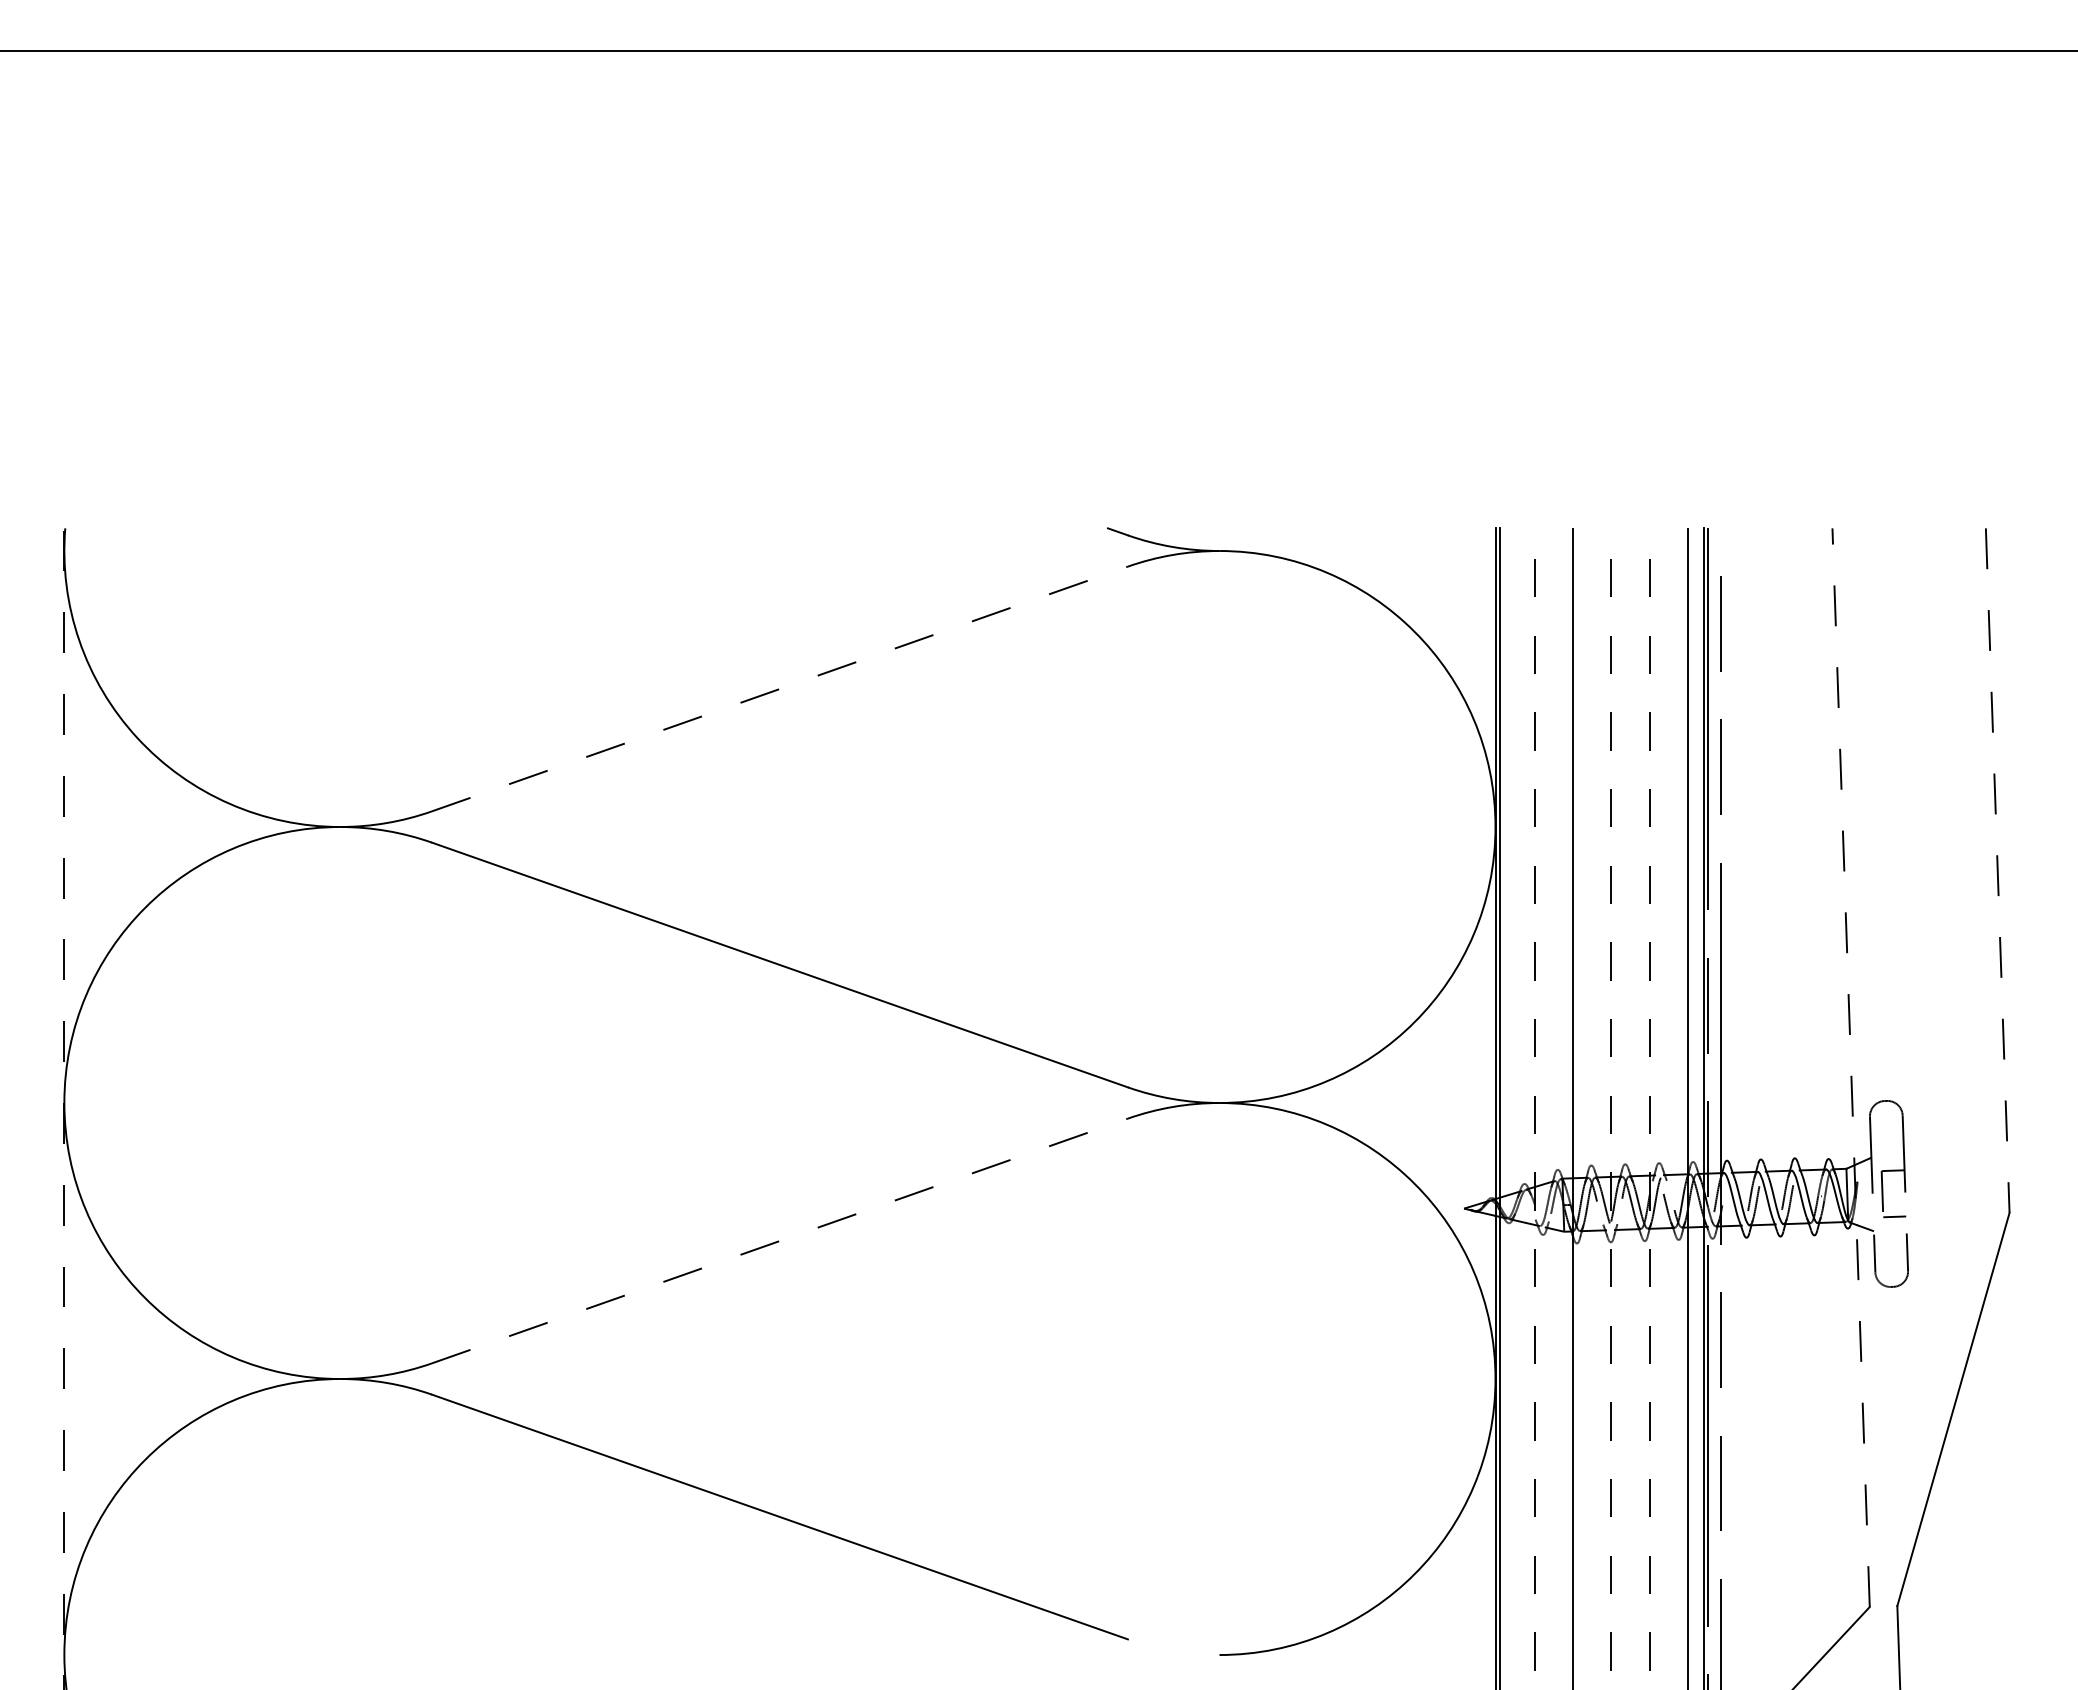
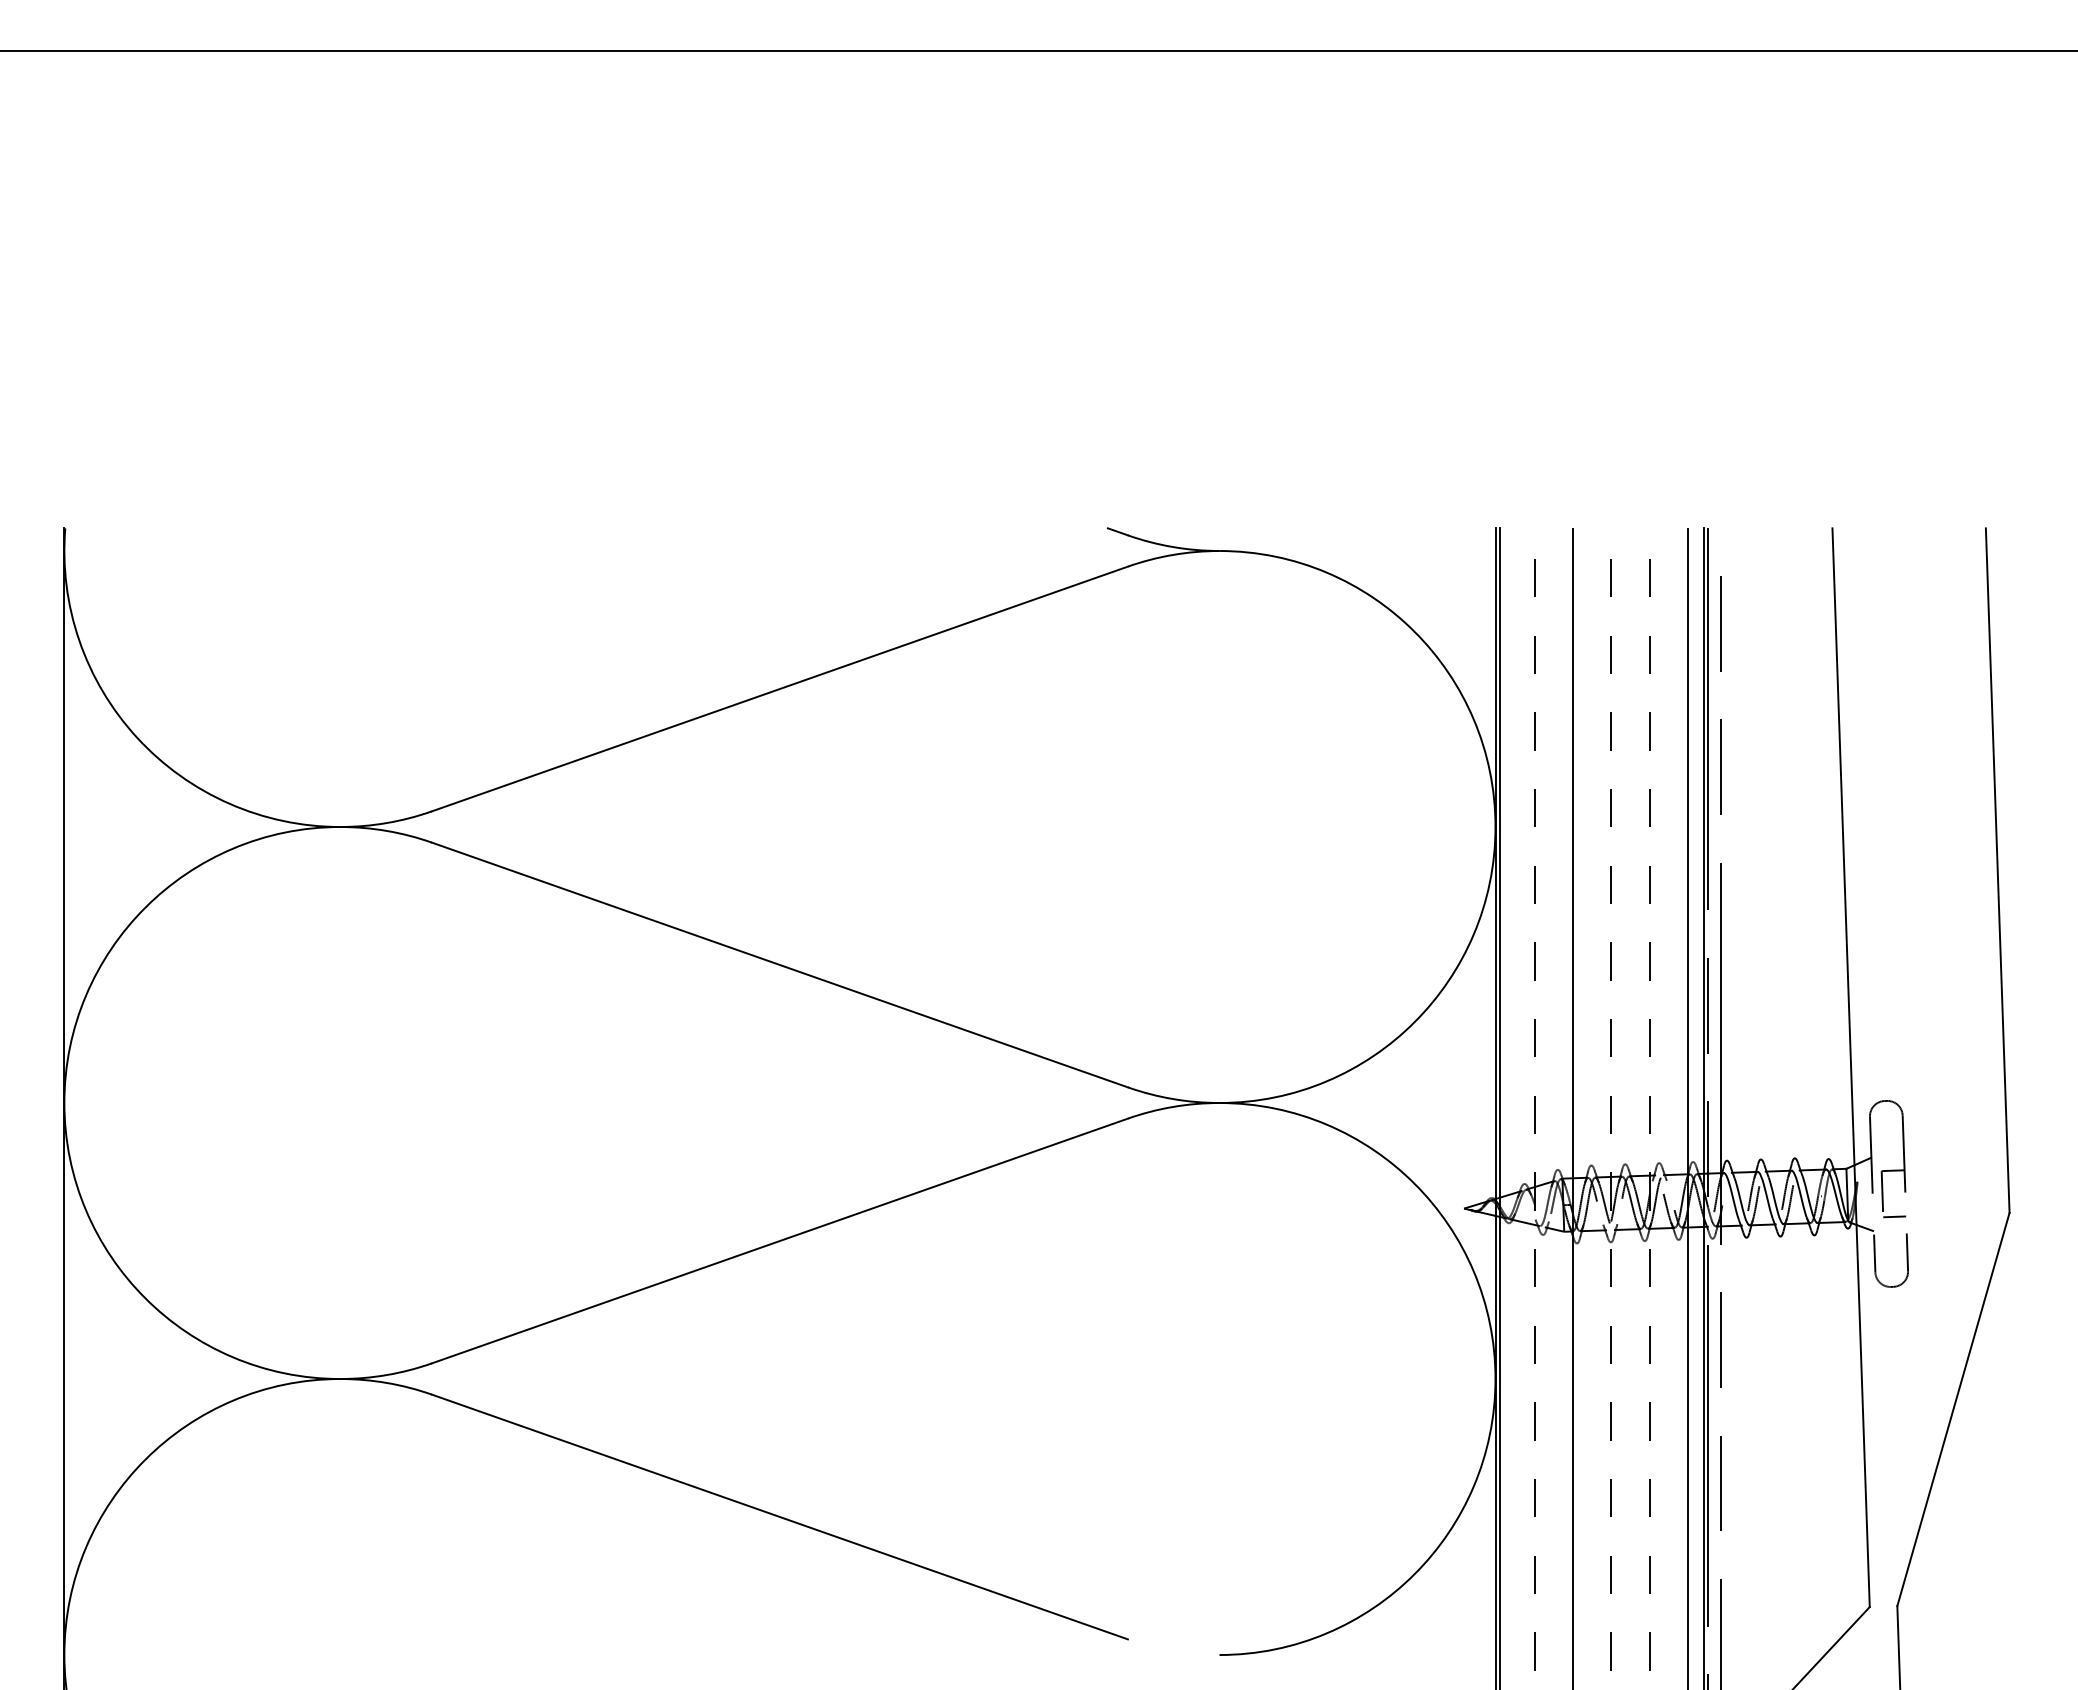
line: dashed -> solid (779, 689)
line: dashed -> solid (1997, 871)
line: dashed -> solid (1851, 1067)
line: dashed -> solid (64, 1108)
line: dashed -> solid (779, 1241)
